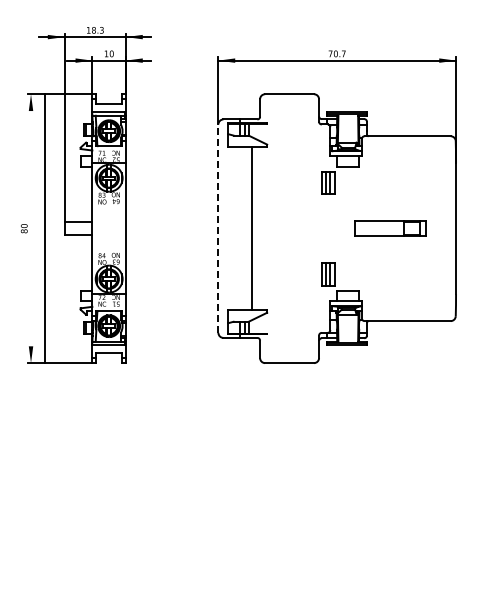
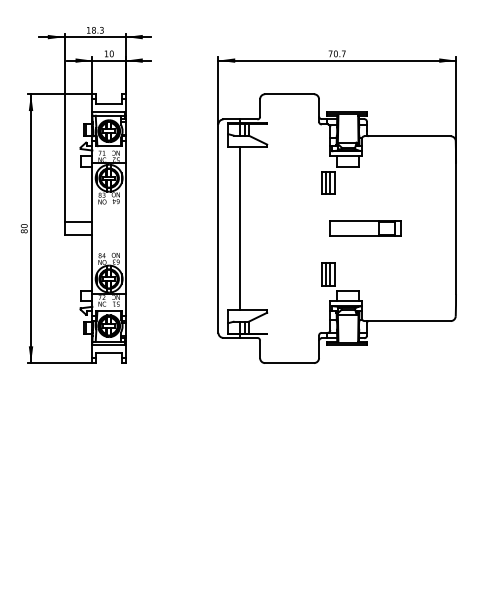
line position: (45, 228) -> (31, 228) (31, 228)
line: dashed -> solid (218, 228)
line position: (252, 228) -> (240, 228) (240, 228)
part position: (390, 228) -> (365, 228) (365, 228)
